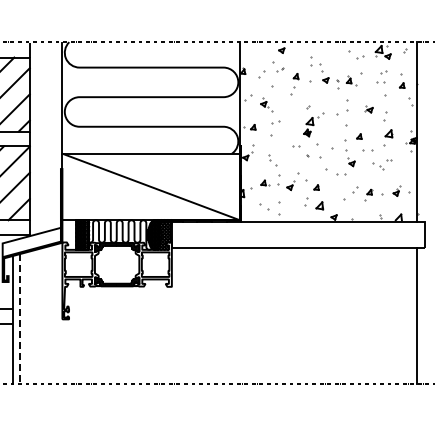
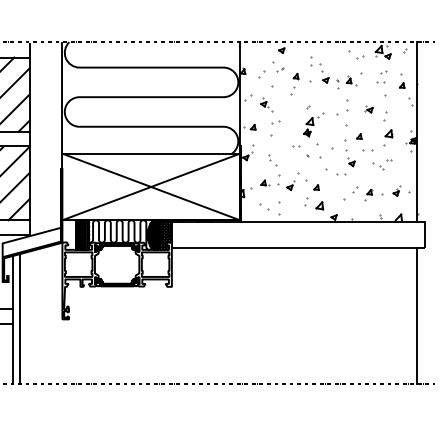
line: none -> present (150, 186)
line: dashed -> solid (20, 318)
